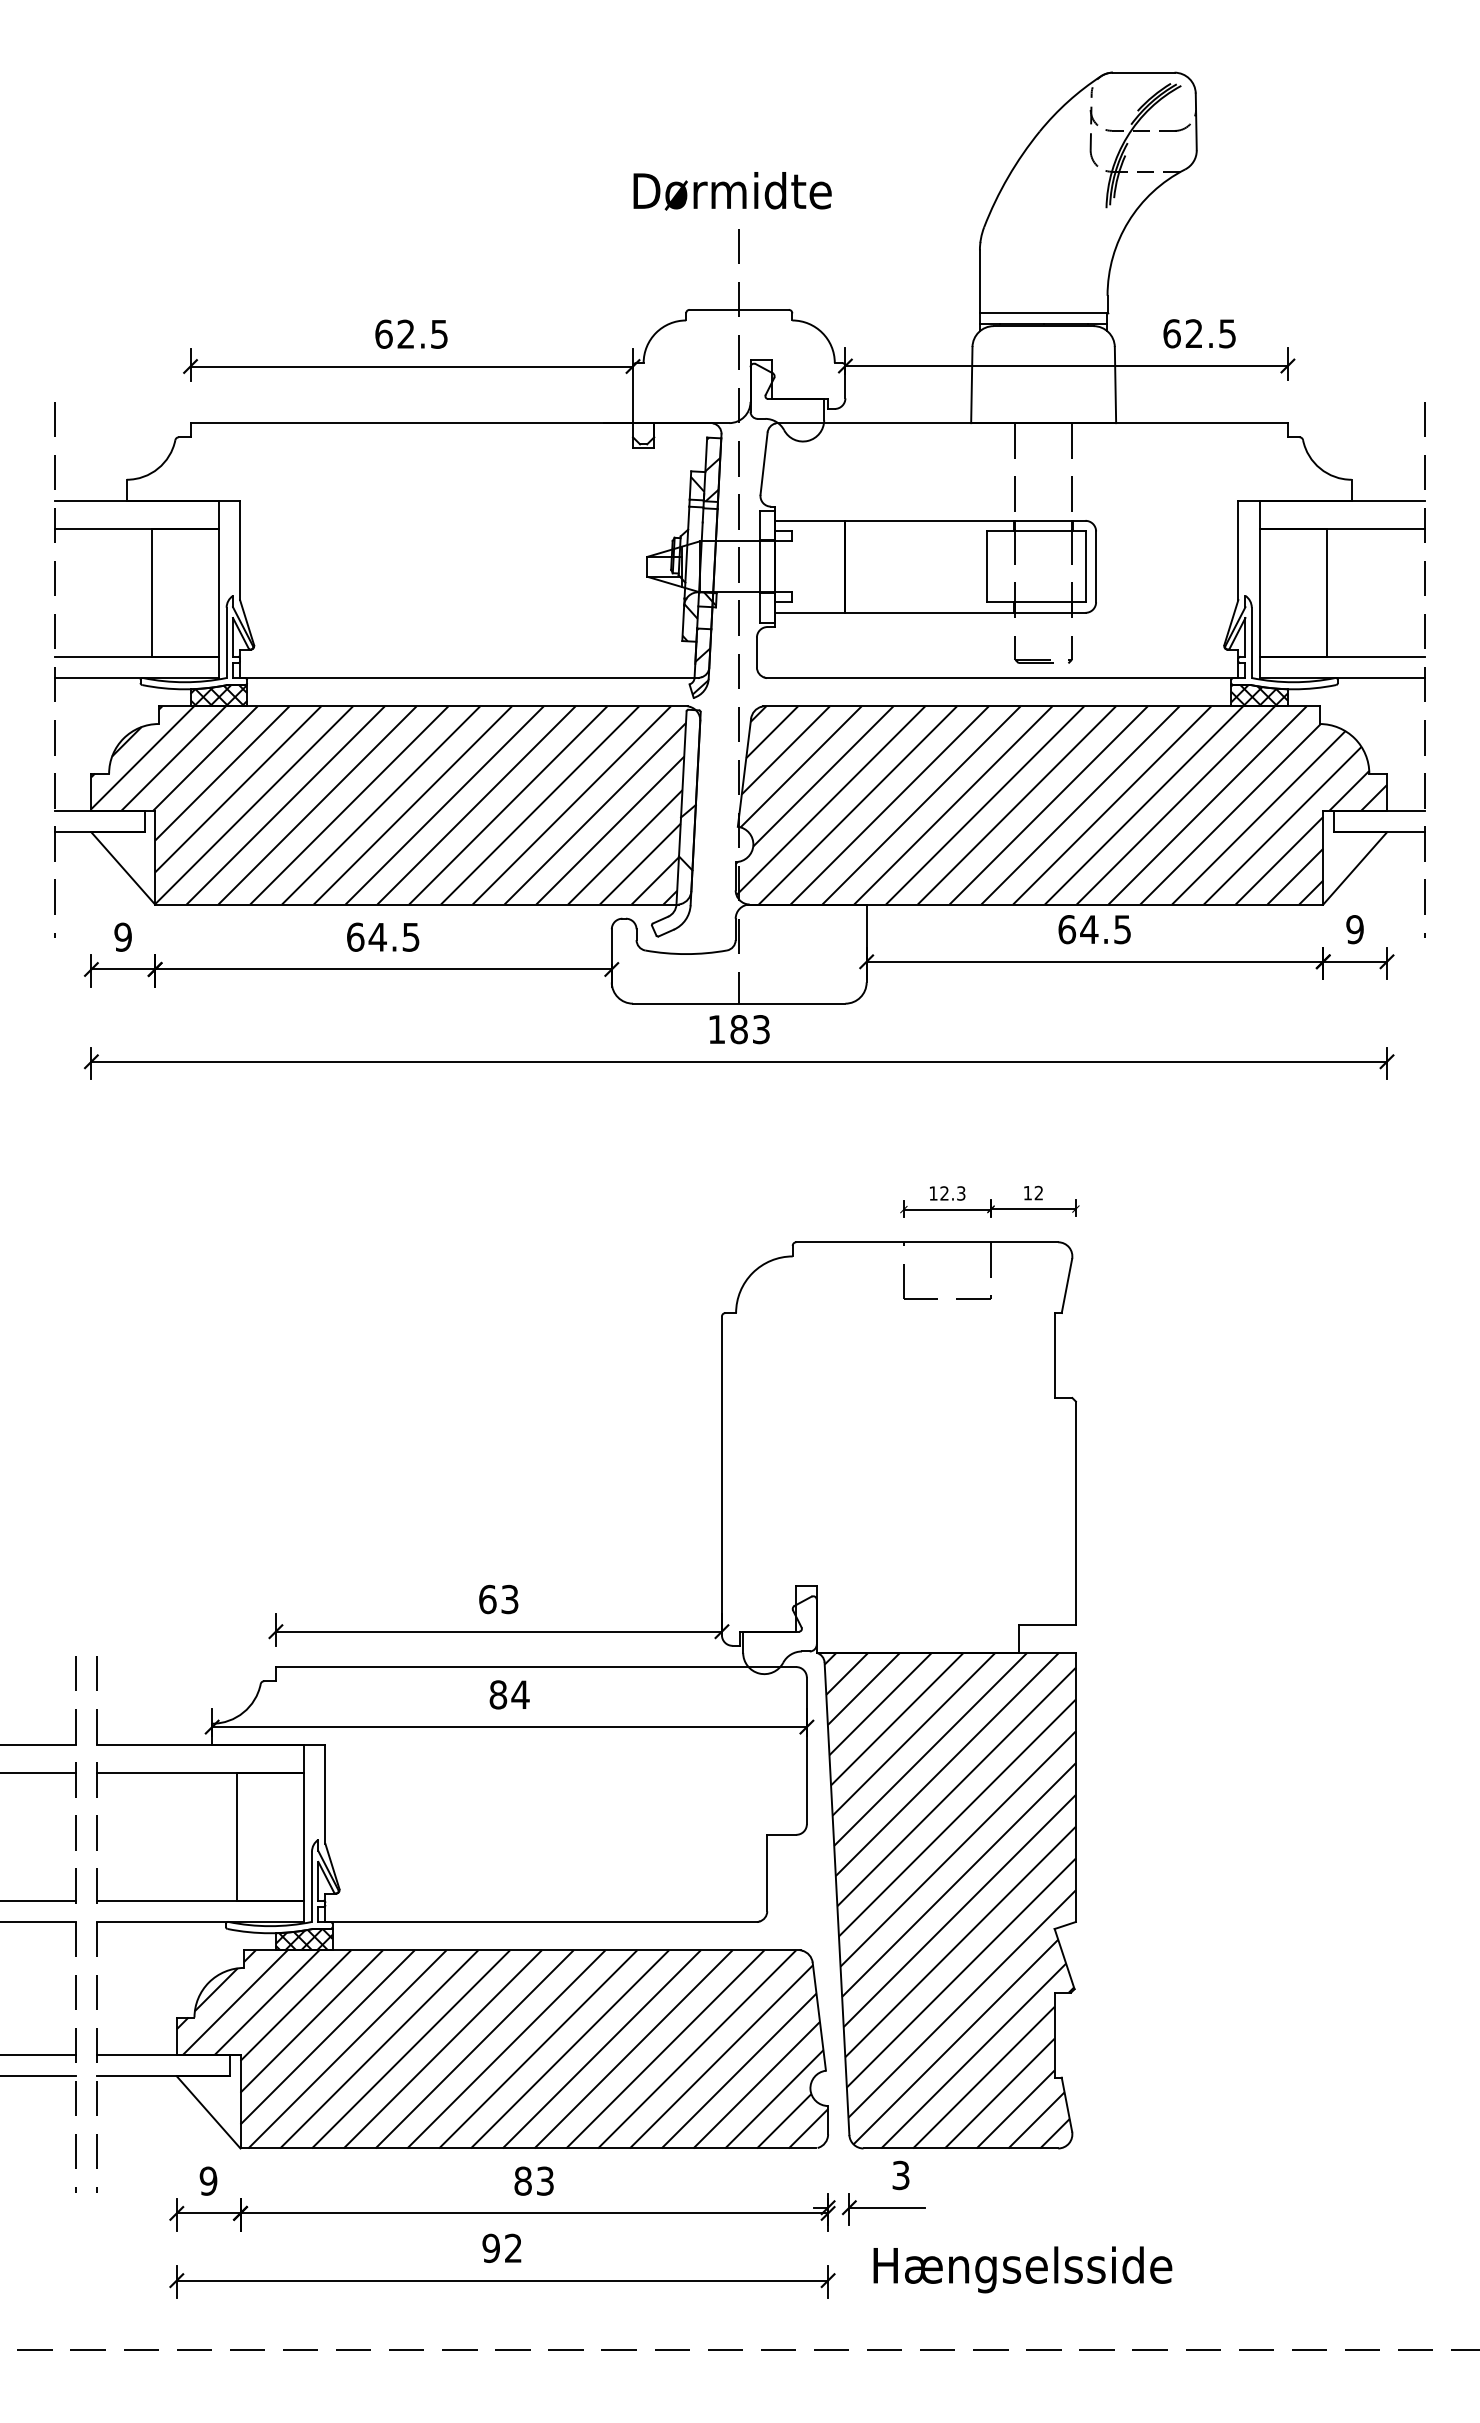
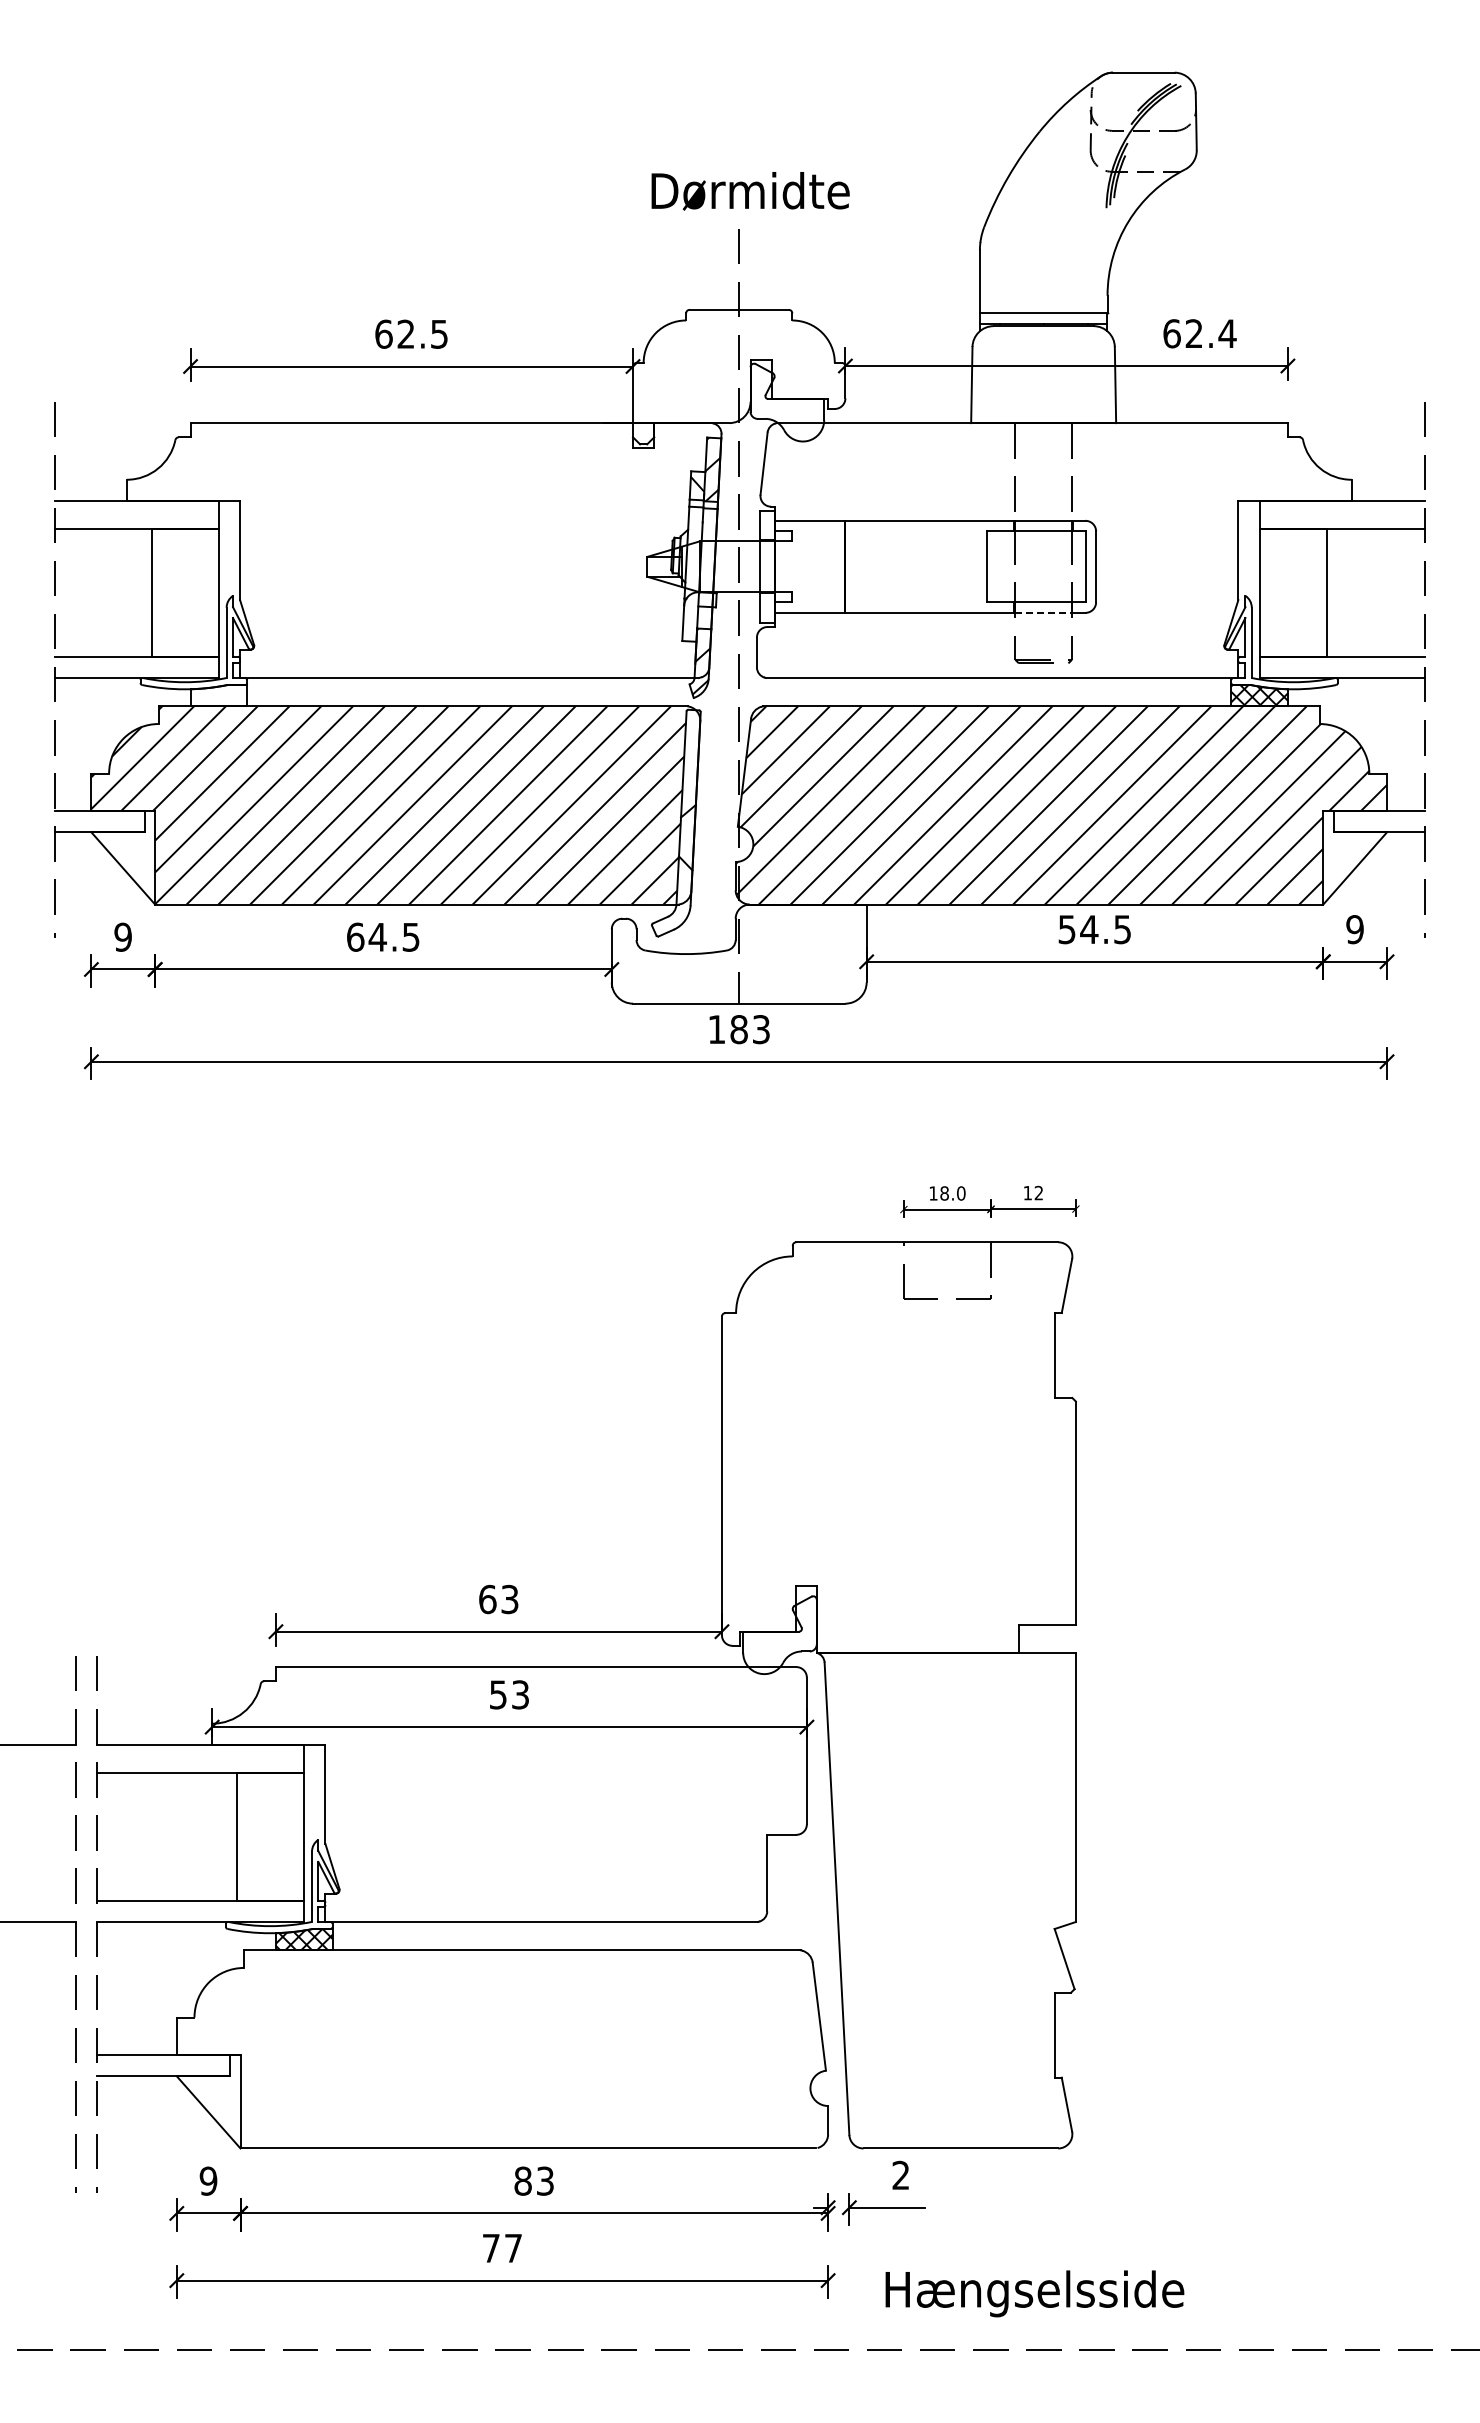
text position: (732, 191) -> (750, 191) (750, 191)
text: 62.5 -> 62.4 (1227, 333)
line: solid -> dashed (1042, 612)
hatch: present -> none (699, 616)
hatch: present -> none (218, 695)
text: 64.5 -> 54.5 (1067, 929)
text: 12.3 -> 18.0 (952, 1193)
text: 84 -> 53 (509, 1694)
line: present -> none (38, 1773)
line: present -> none (38, 1900)
hatch: present -> none (949, 1900)
hatch: present -> none (502, 2049)
line: present -> none (38, 2055)
line: present -> none (38, 2076)
text: 3 -> 2 (900, 2175)
text: 92 -> 77 (501, 2247)
text position: (1022, 2269) -> (1034, 2293) (1034, 2293)
